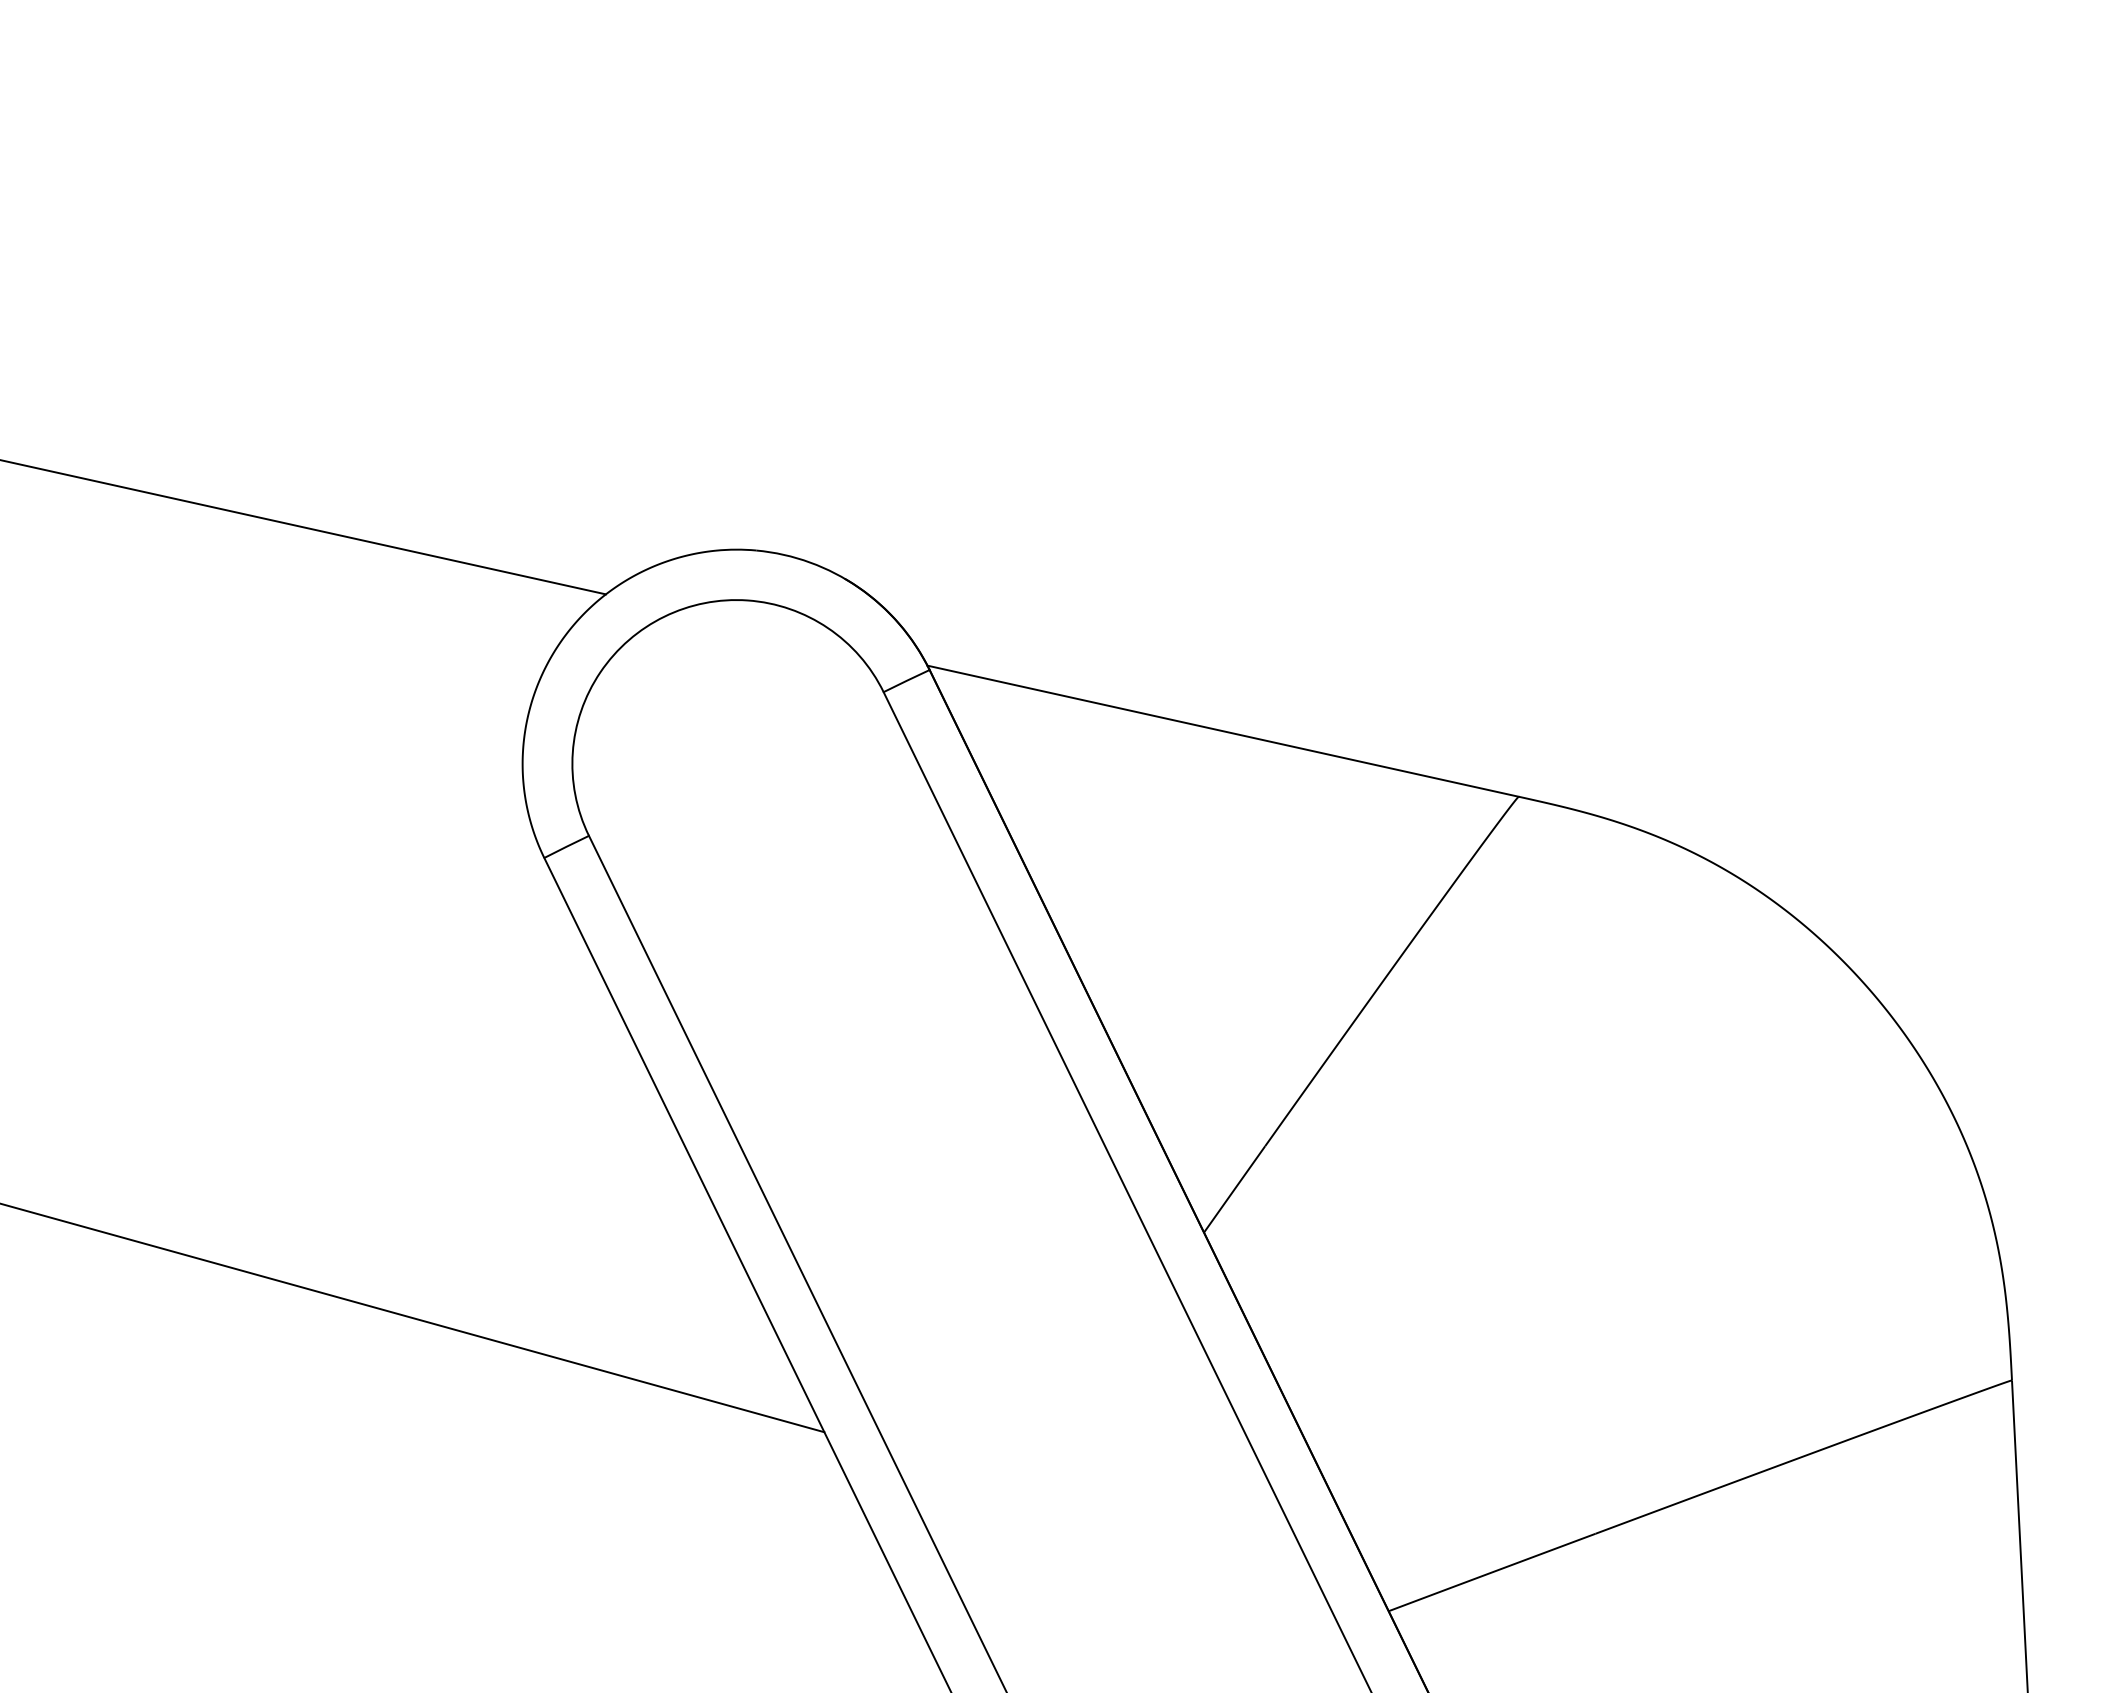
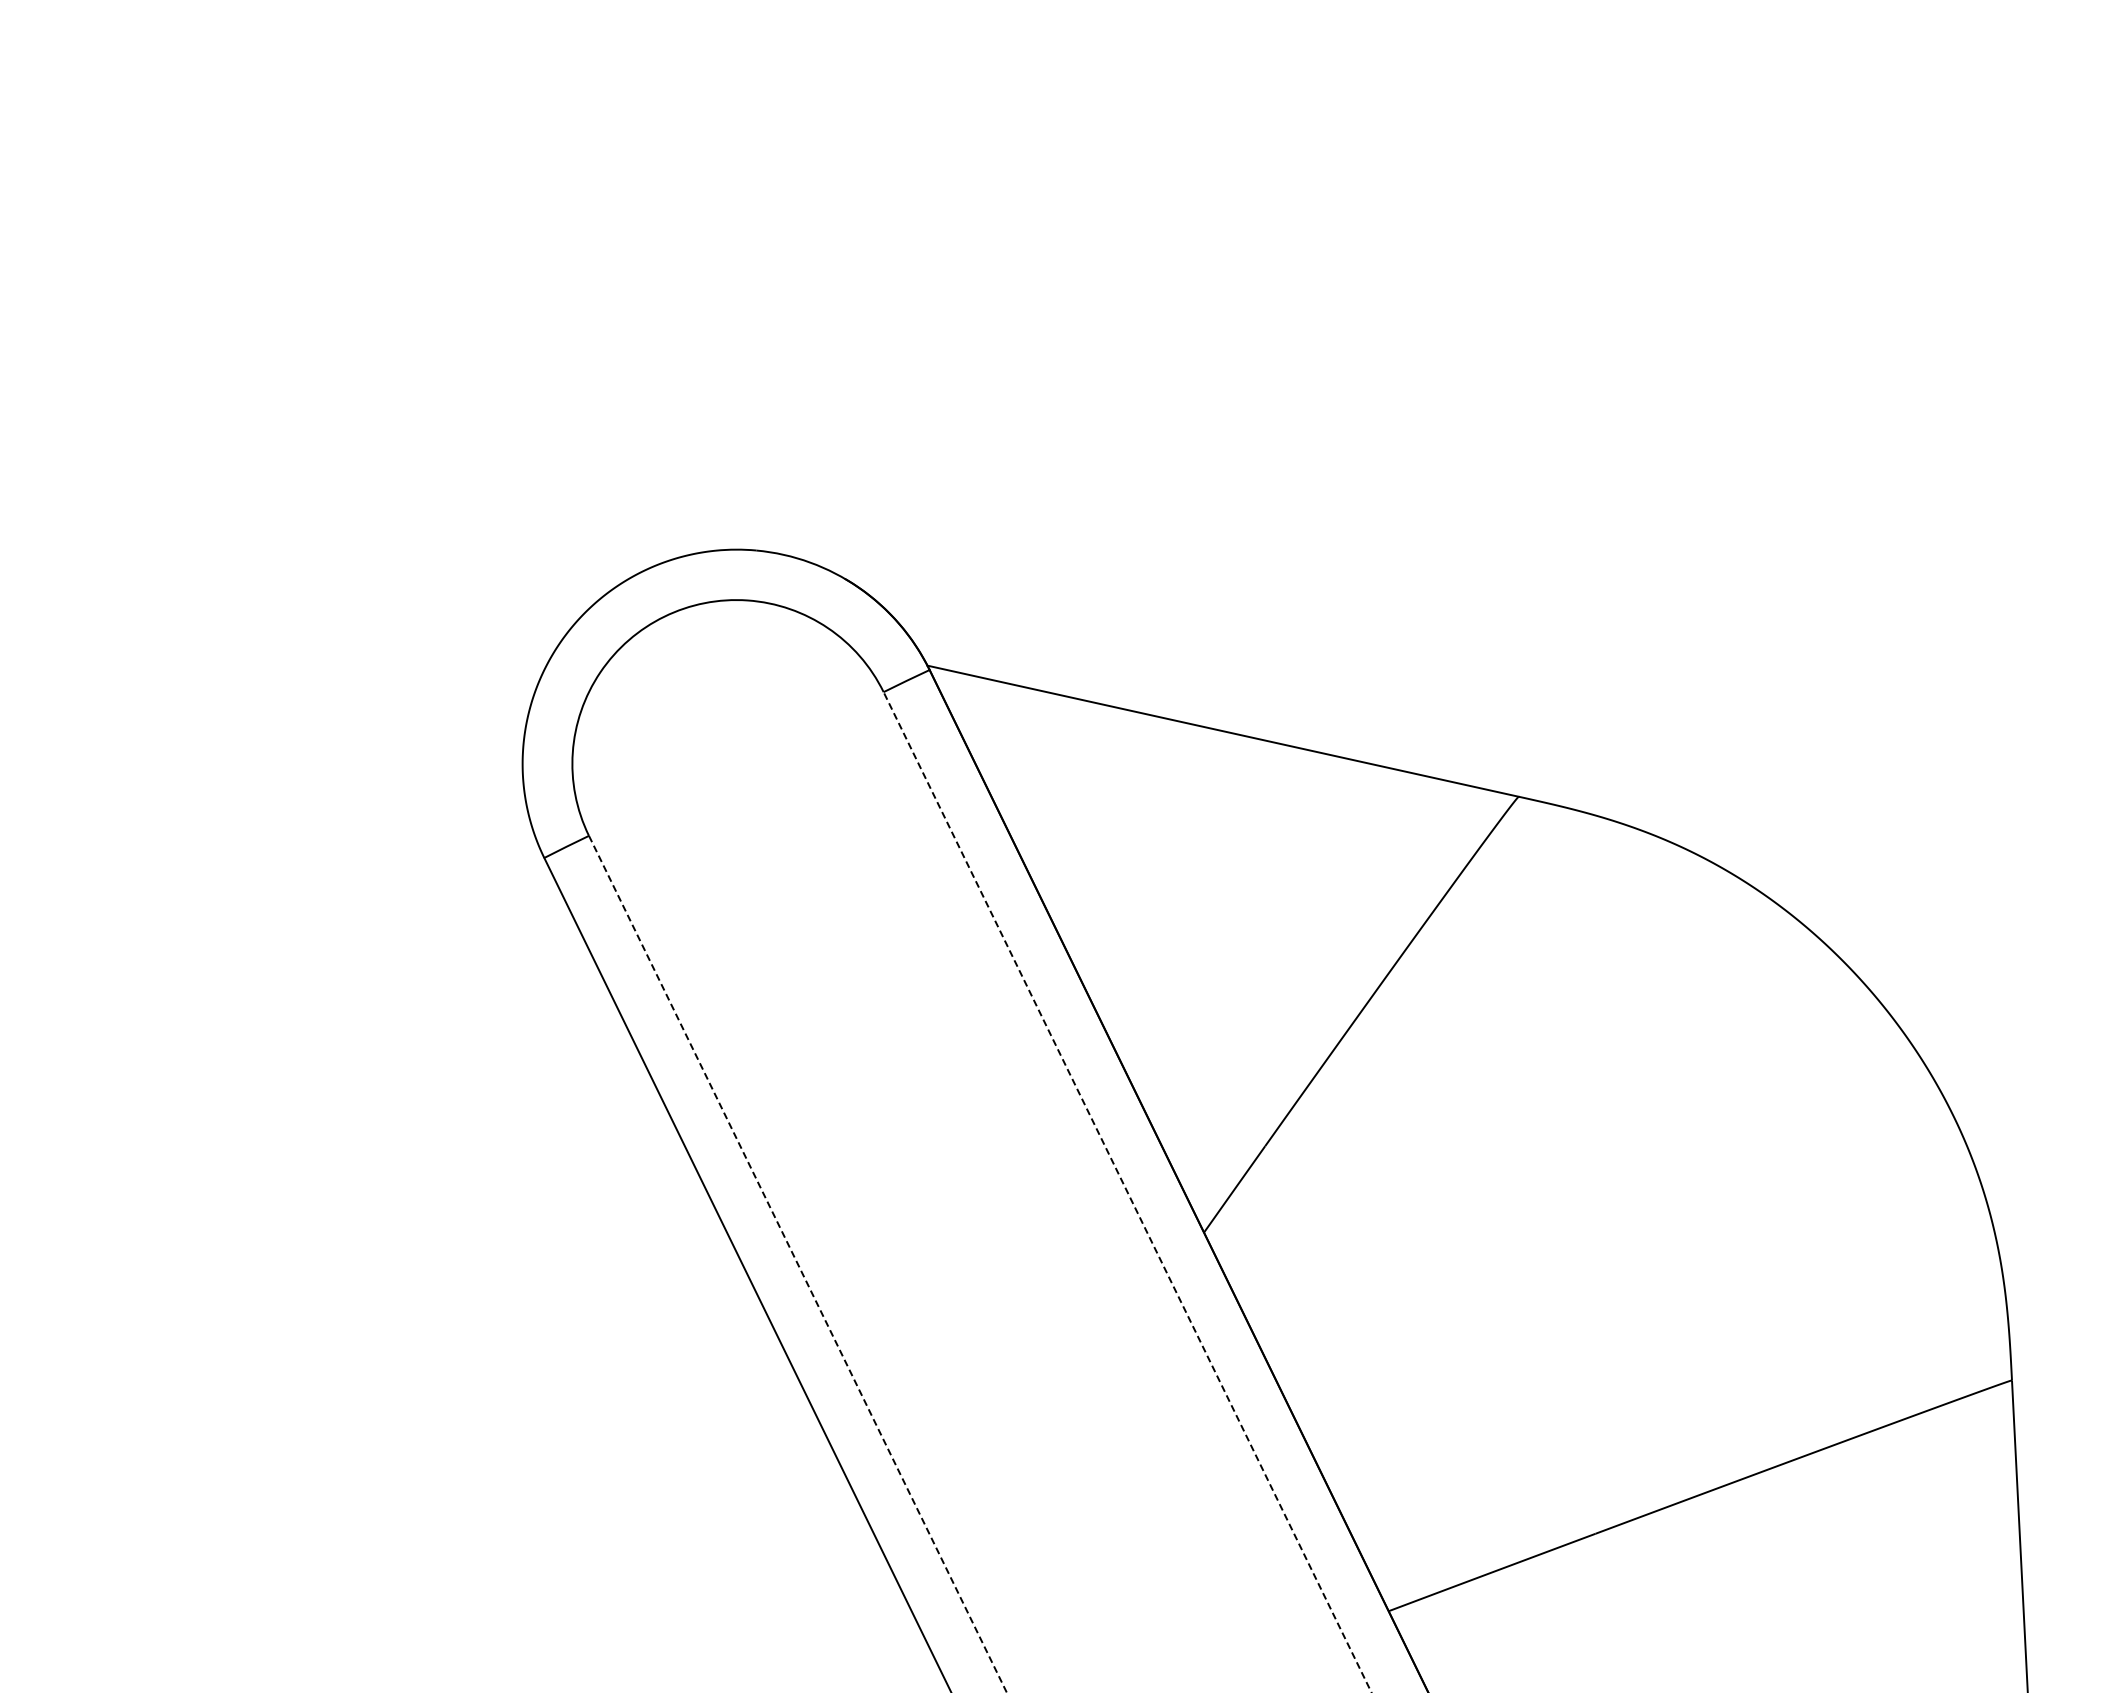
line: present -> none (303, 527)
line: solid -> dashed (1127, 1191)
line: solid -> dashed (798, 1264)
line: present -> none (413, 1318)
